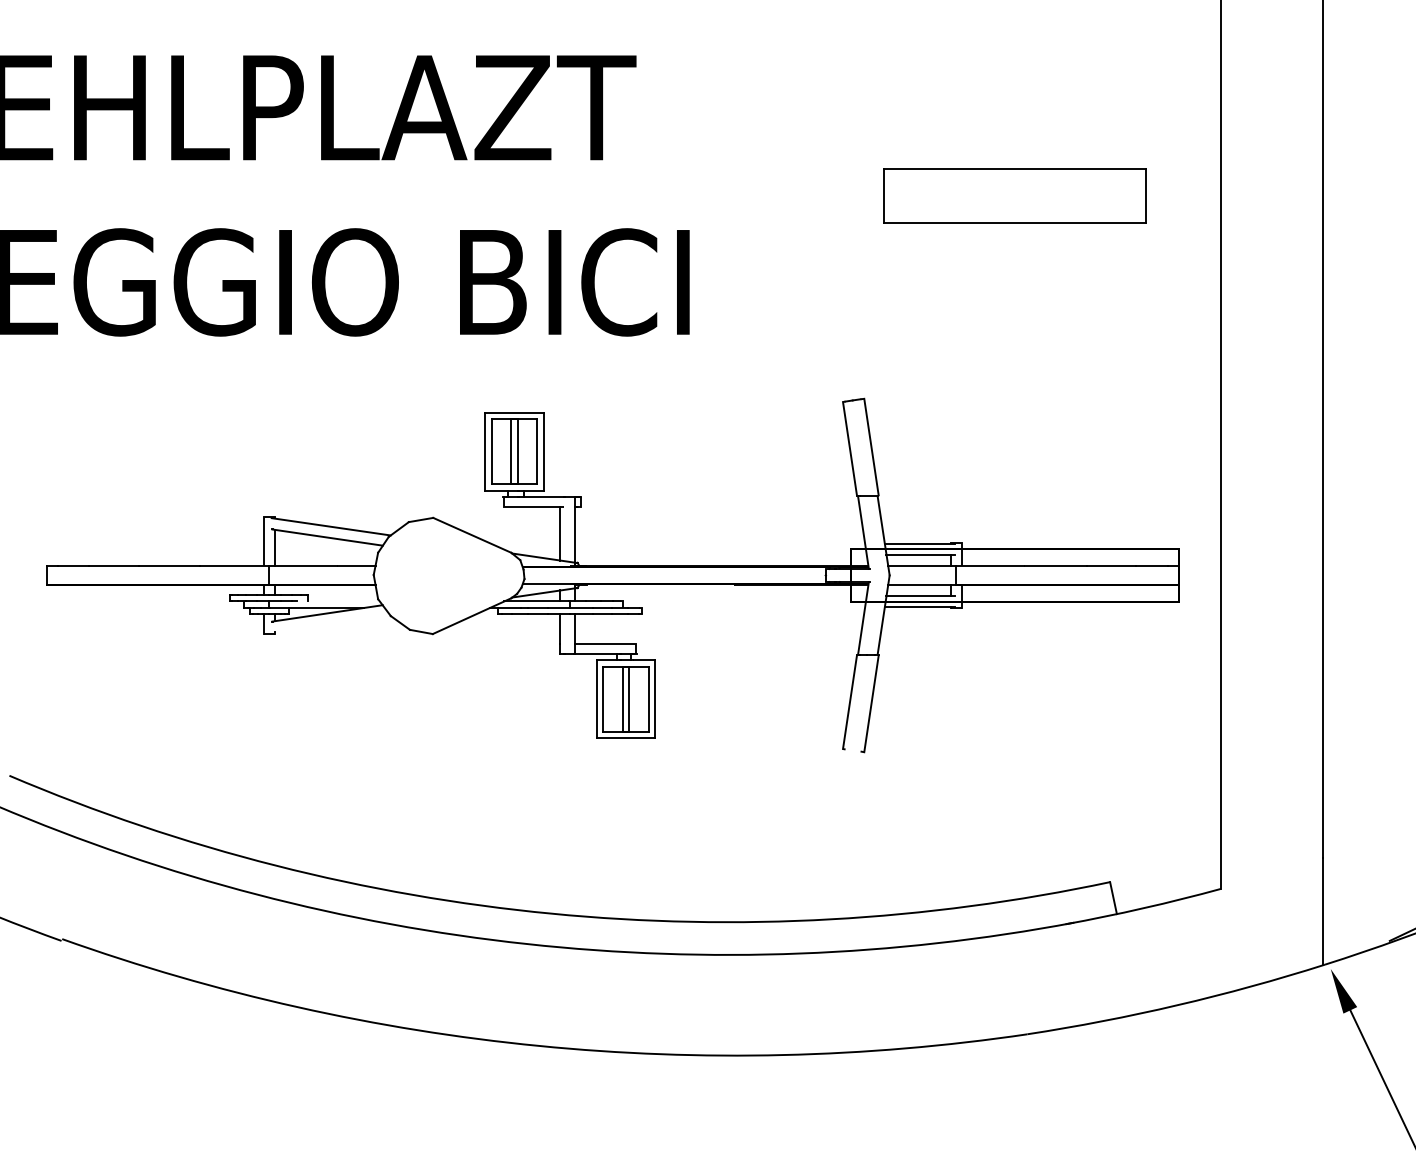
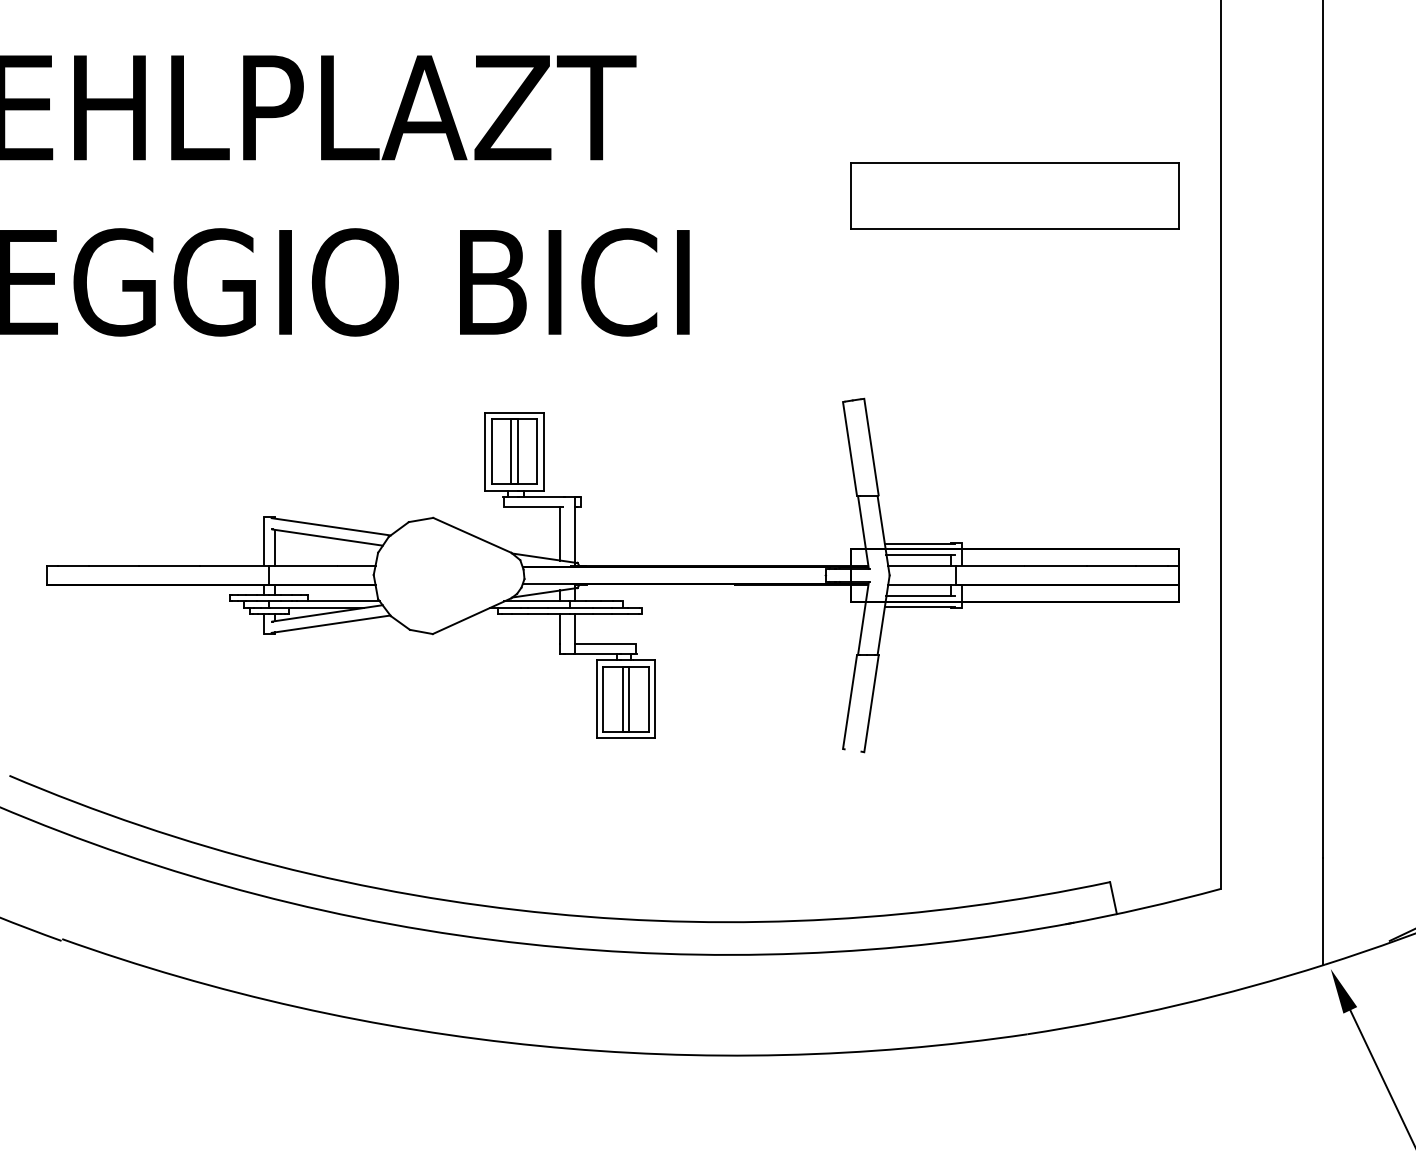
part size: 264x56 px -> 330x68 px (1014, 195)
line: none -> present (338, 601)
line: none -> present (330, 623)
